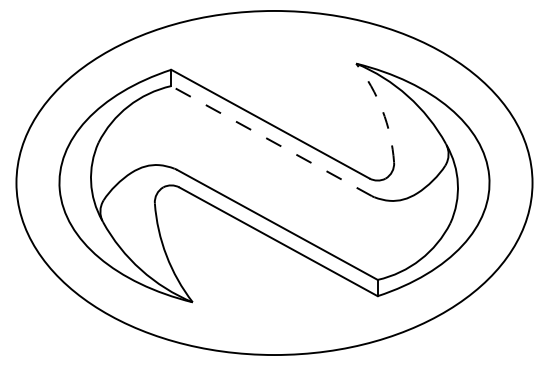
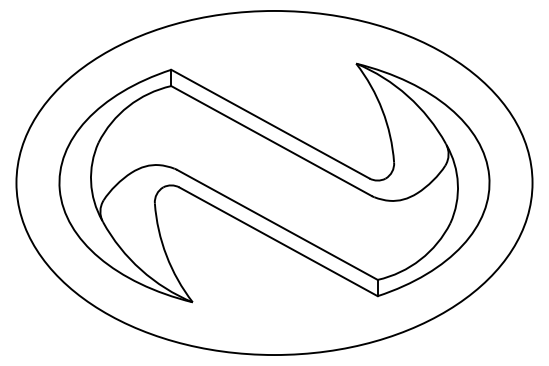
arc: dashed -> solid (382, 110)
line: dashed -> solid (271, 140)
